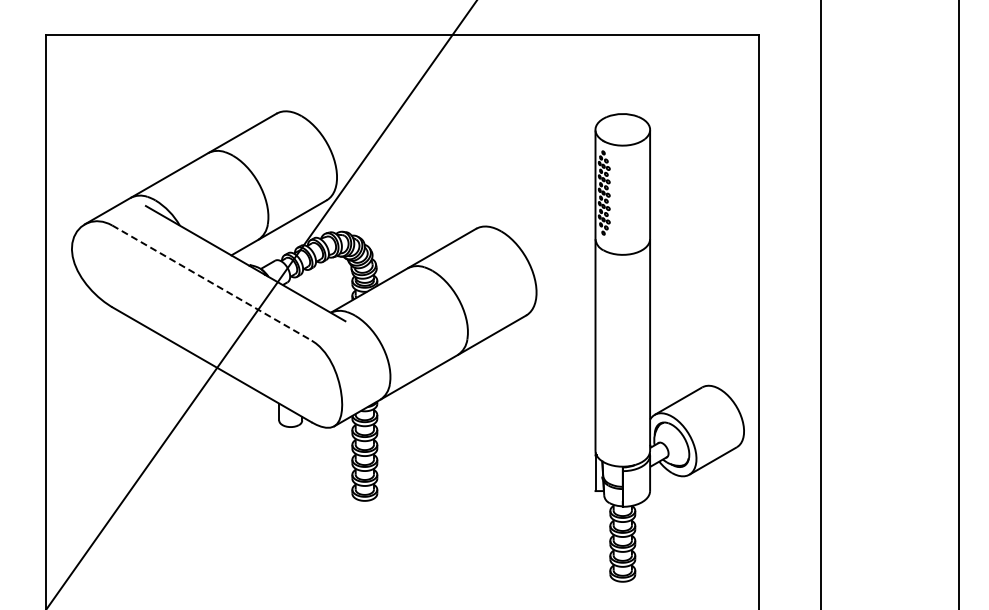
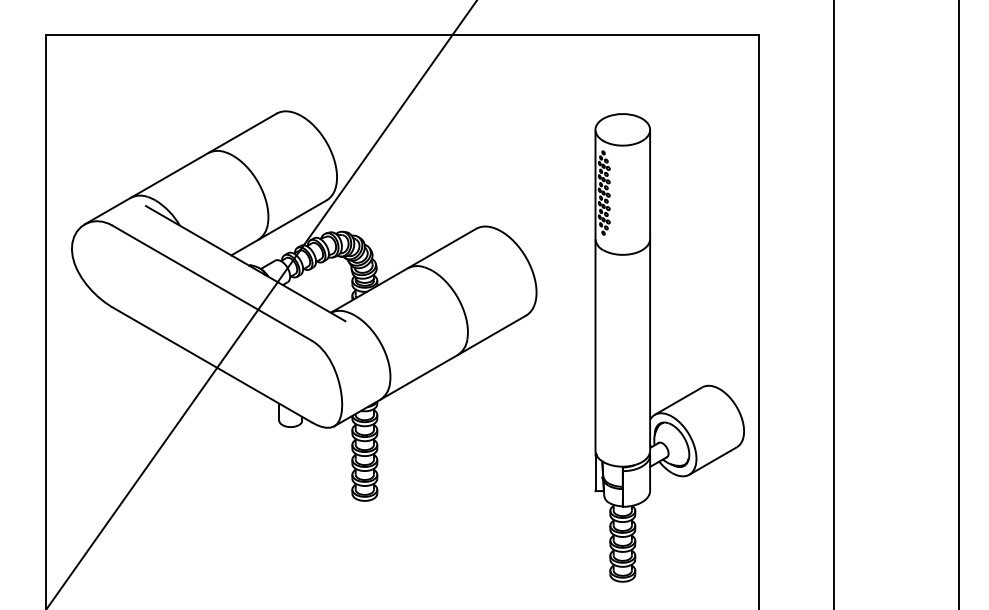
line: dashed -> solid (212, 283)
line position: (821, 304) -> (834, 304) (834, 304)
